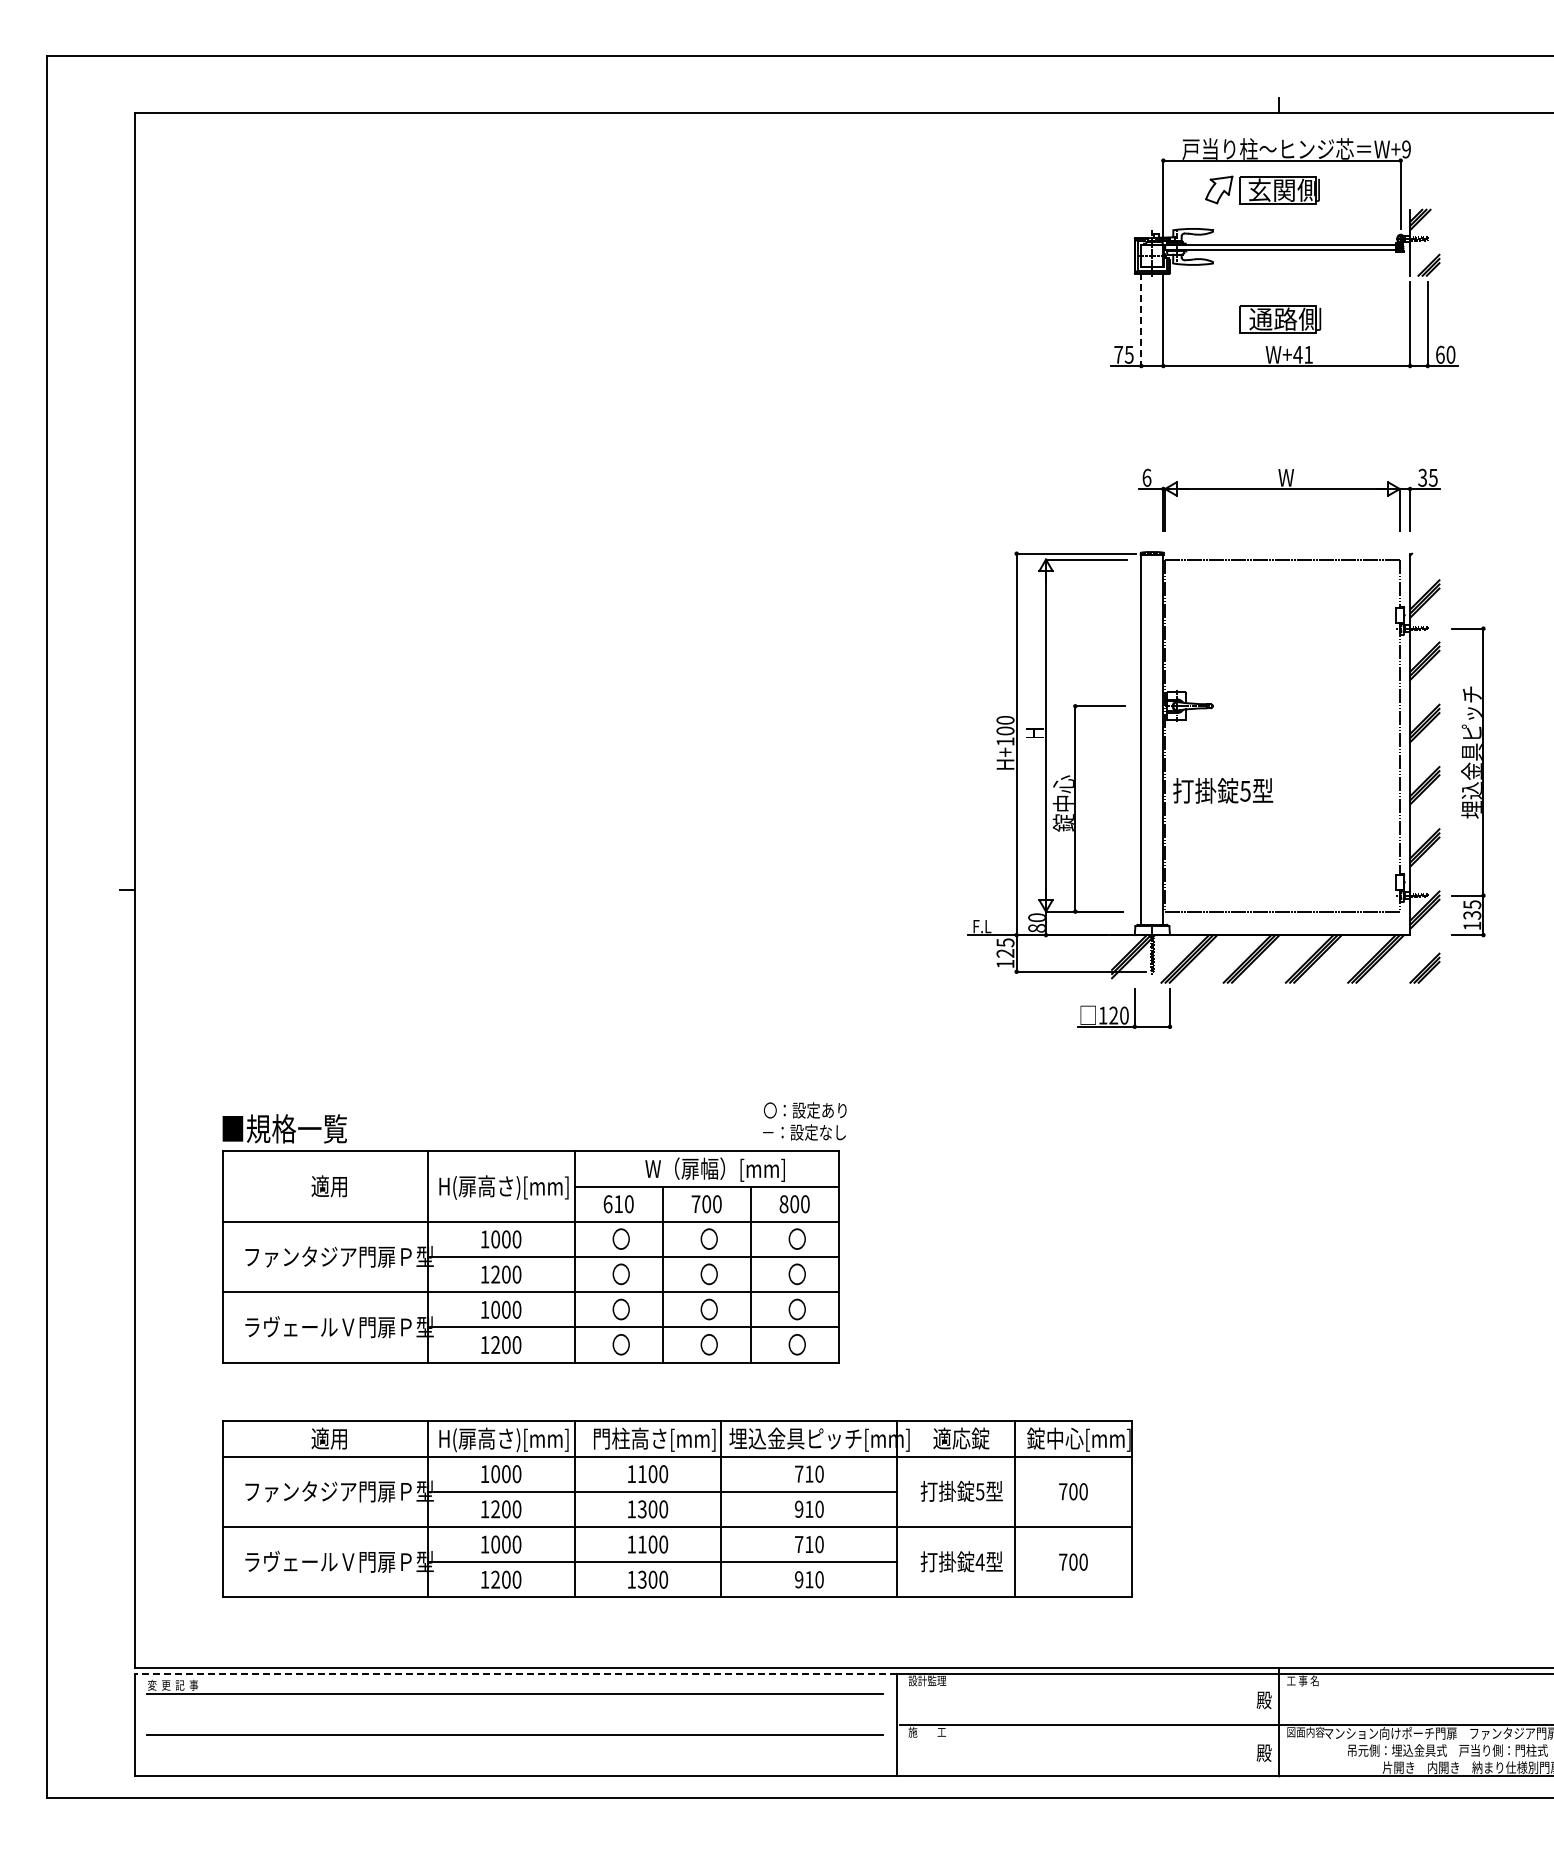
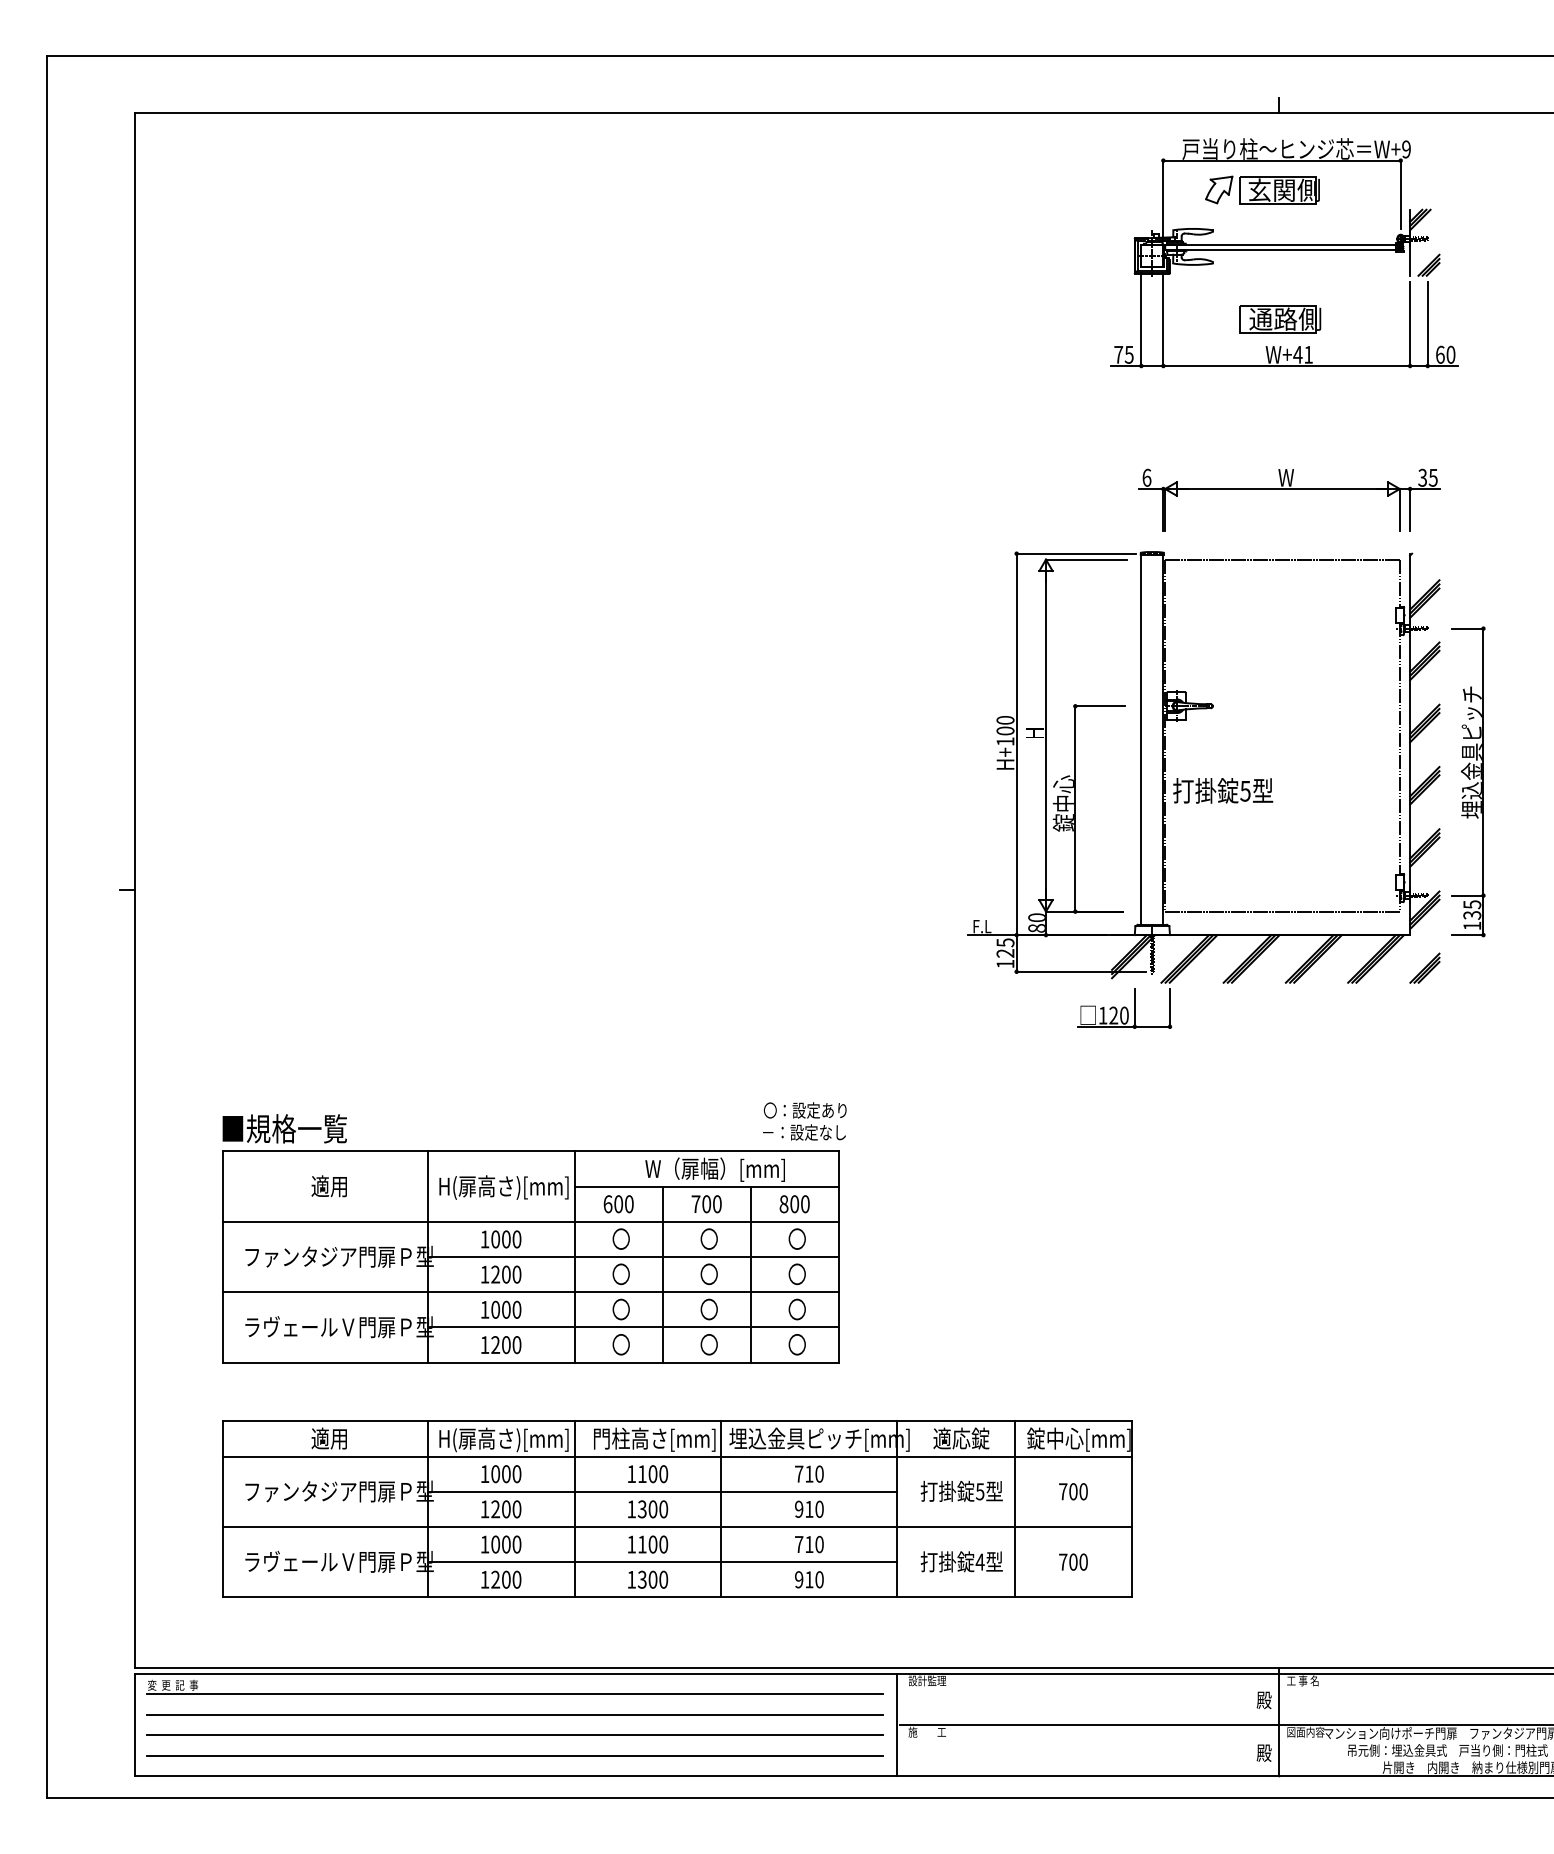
line: dashed -> solid (1141, 319)
text: 610 -> 600 (618, 1204)
line: dashed -> solid (515, 1673)
line: none -> present (514, 1714)
line: none -> present (514, 1755)
